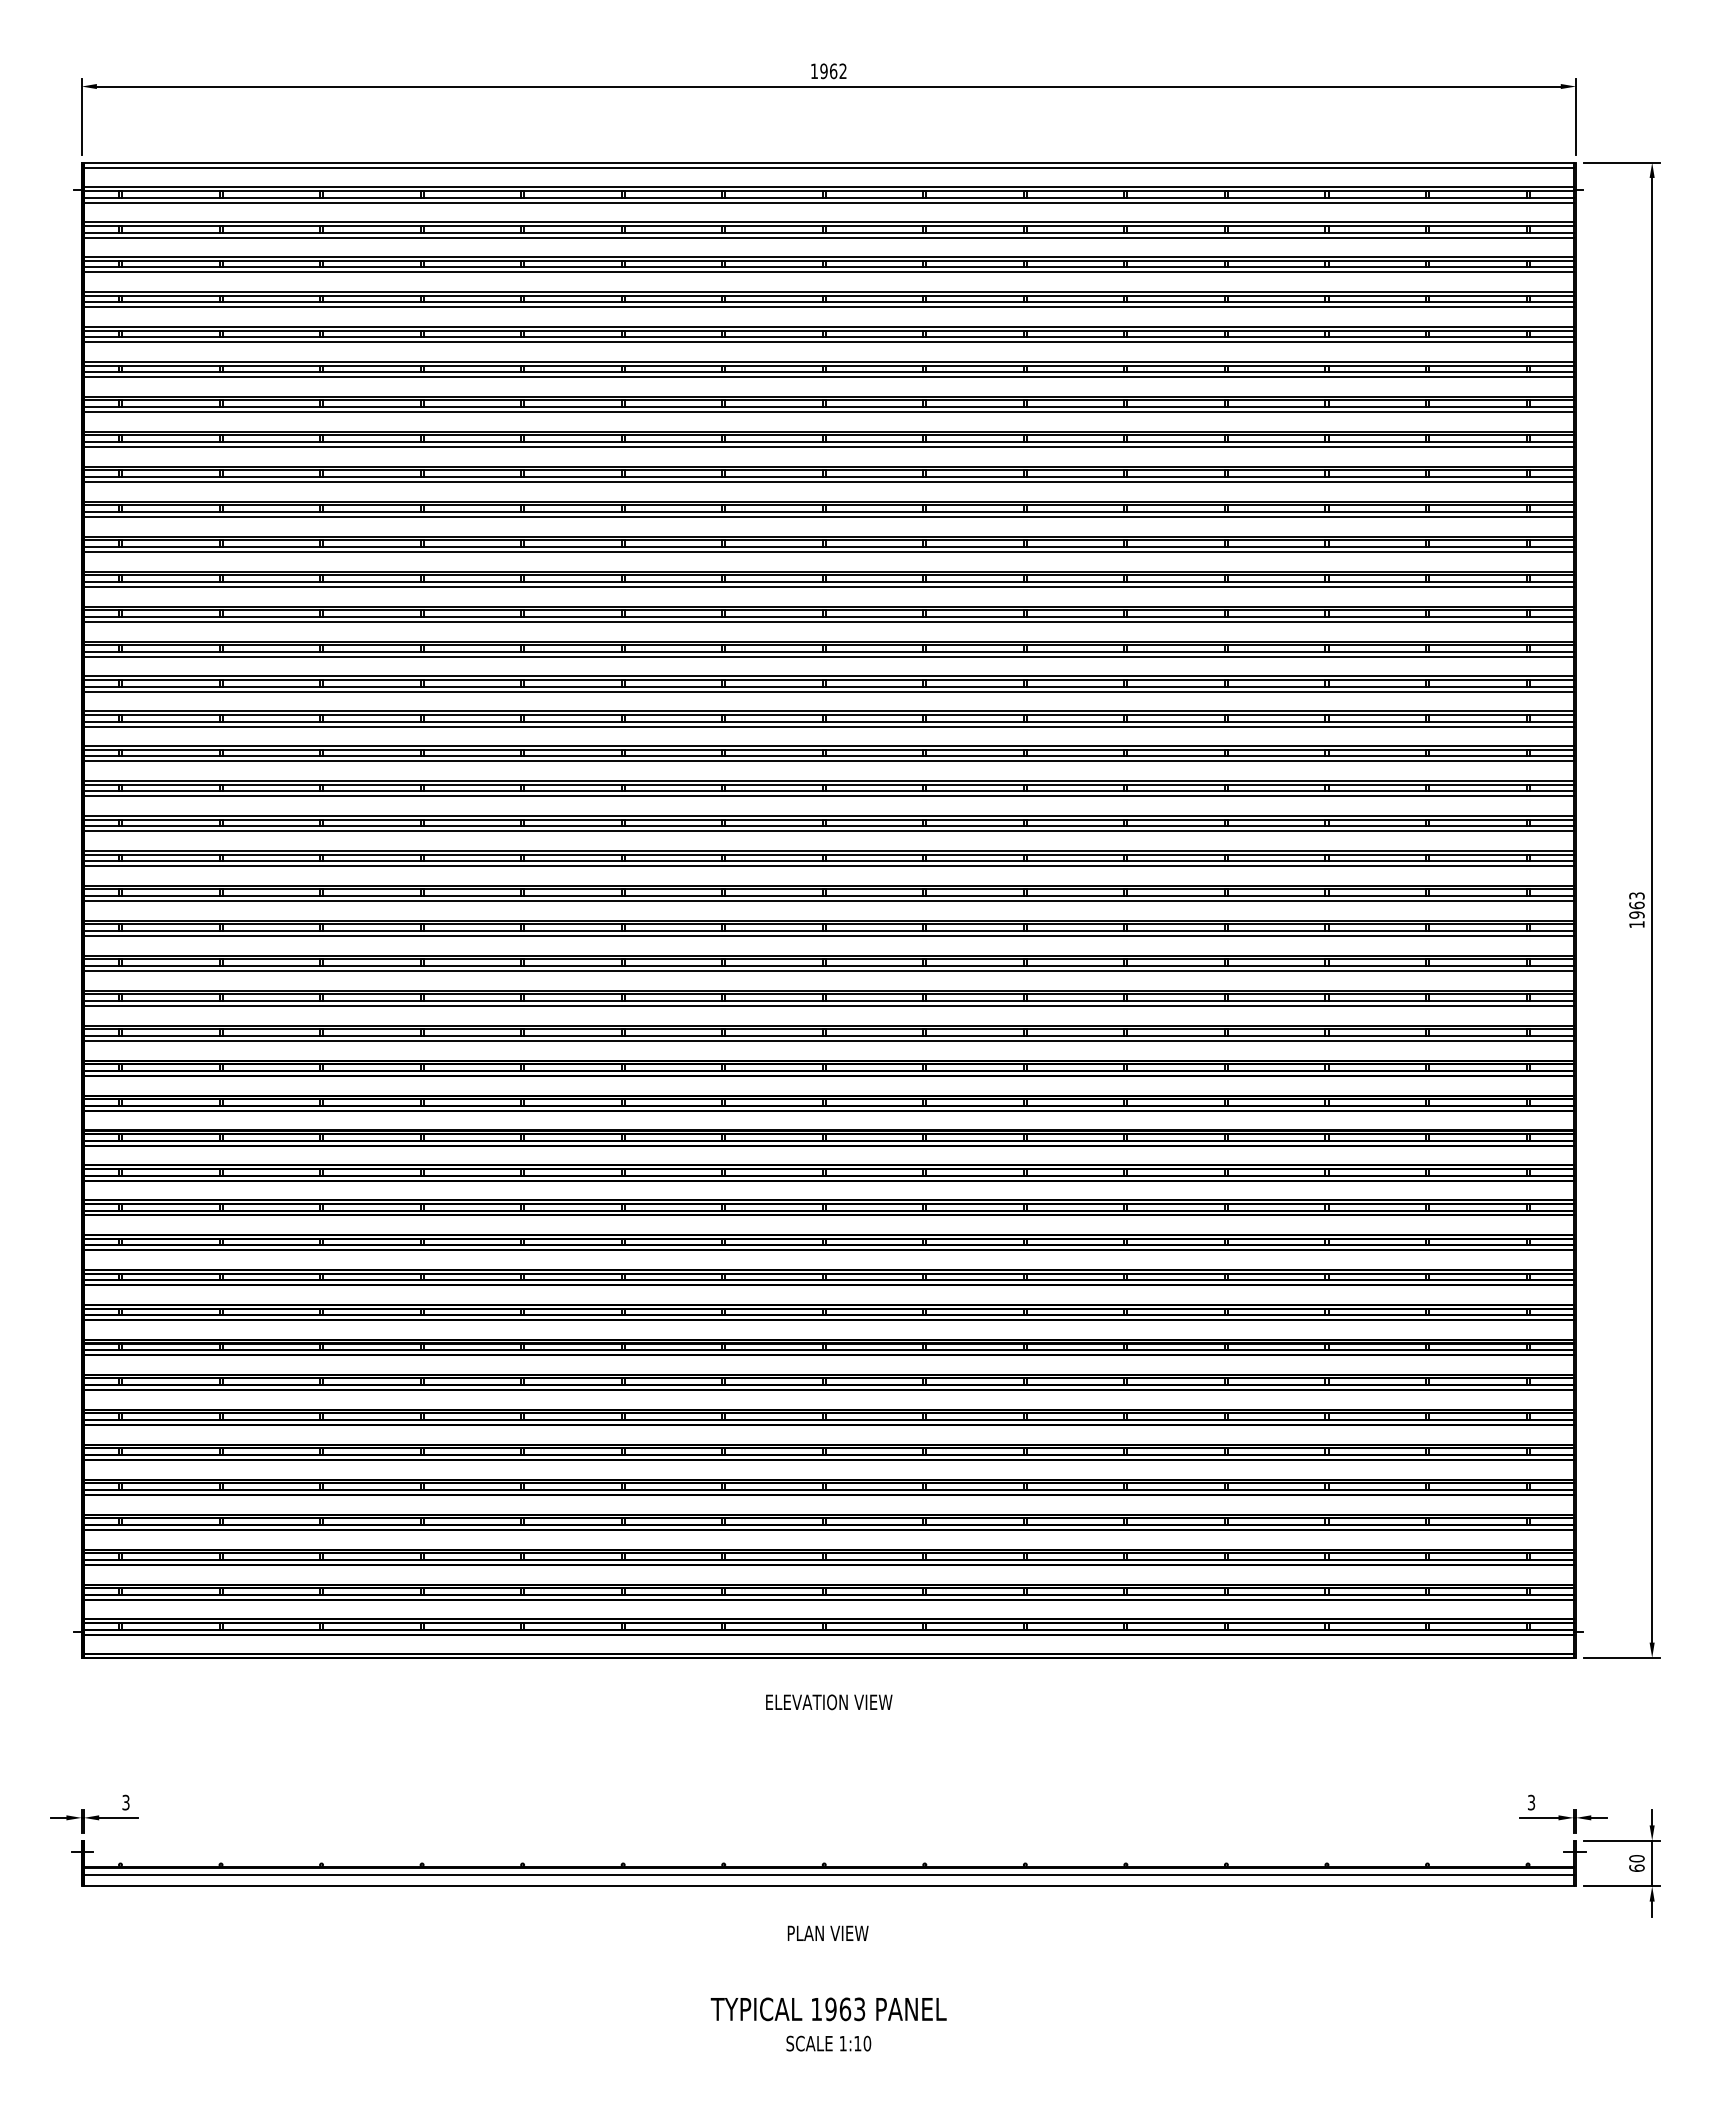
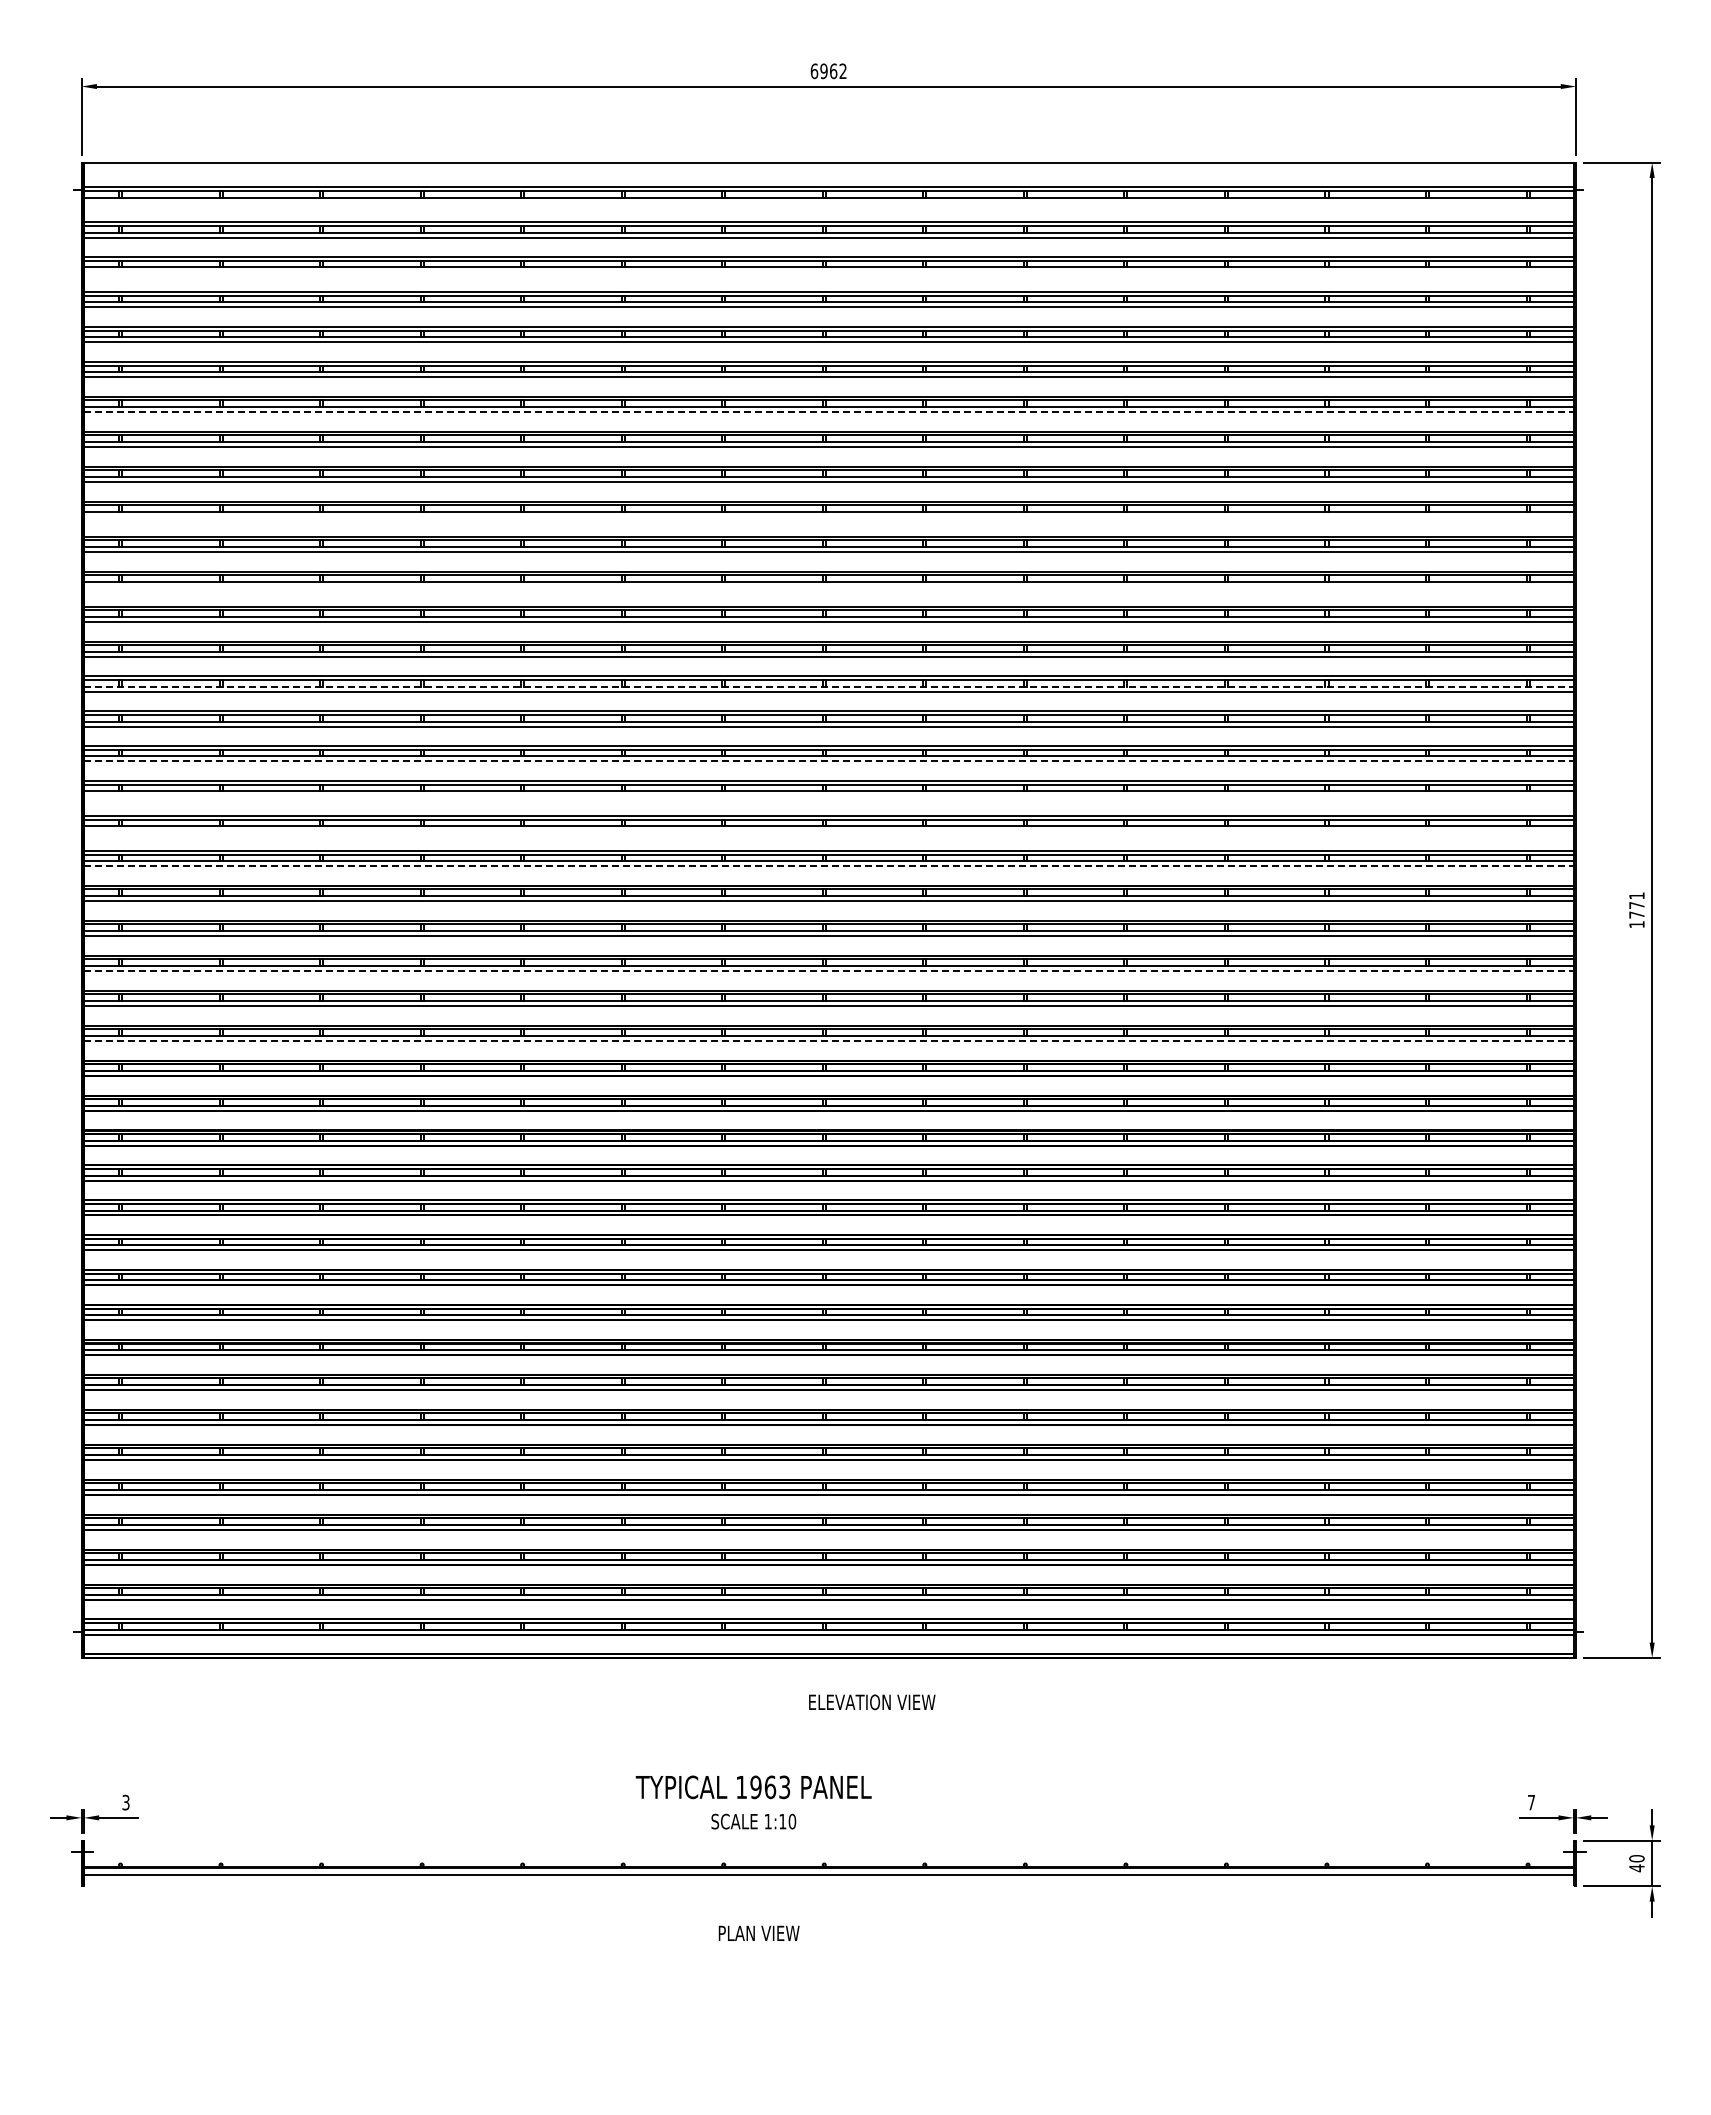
text: 1962 -> 6962 (814, 71)
line: present -> none (828, 167)
line: present -> none (828, 202)
line: present -> none (828, 272)
line: solid -> dashed (828, 412)
line: present -> none (828, 516)
line: present -> none (828, 586)
line: solid -> dashed (828, 686)
line: solid -> dashed (828, 761)
line: present -> none (828, 796)
line: present -> none (828, 831)
line: solid -> dashed (828, 866)
text: 1963 -> 1771 (1636, 905)
line: solid -> dashed (828, 971)
line: solid -> dashed (828, 1040)
text position: (829, 1702) -> (872, 1702) (872, 1702)
text: 3 -> 7 (1531, 1802)
text: 60 -> 40 (1636, 1868)
line: present -> none (828, 1886)
text position: (827, 1932) -> (758, 1932) (758, 1932)
text position: (828, 2024) -> (753, 1802) (753, 1802)
